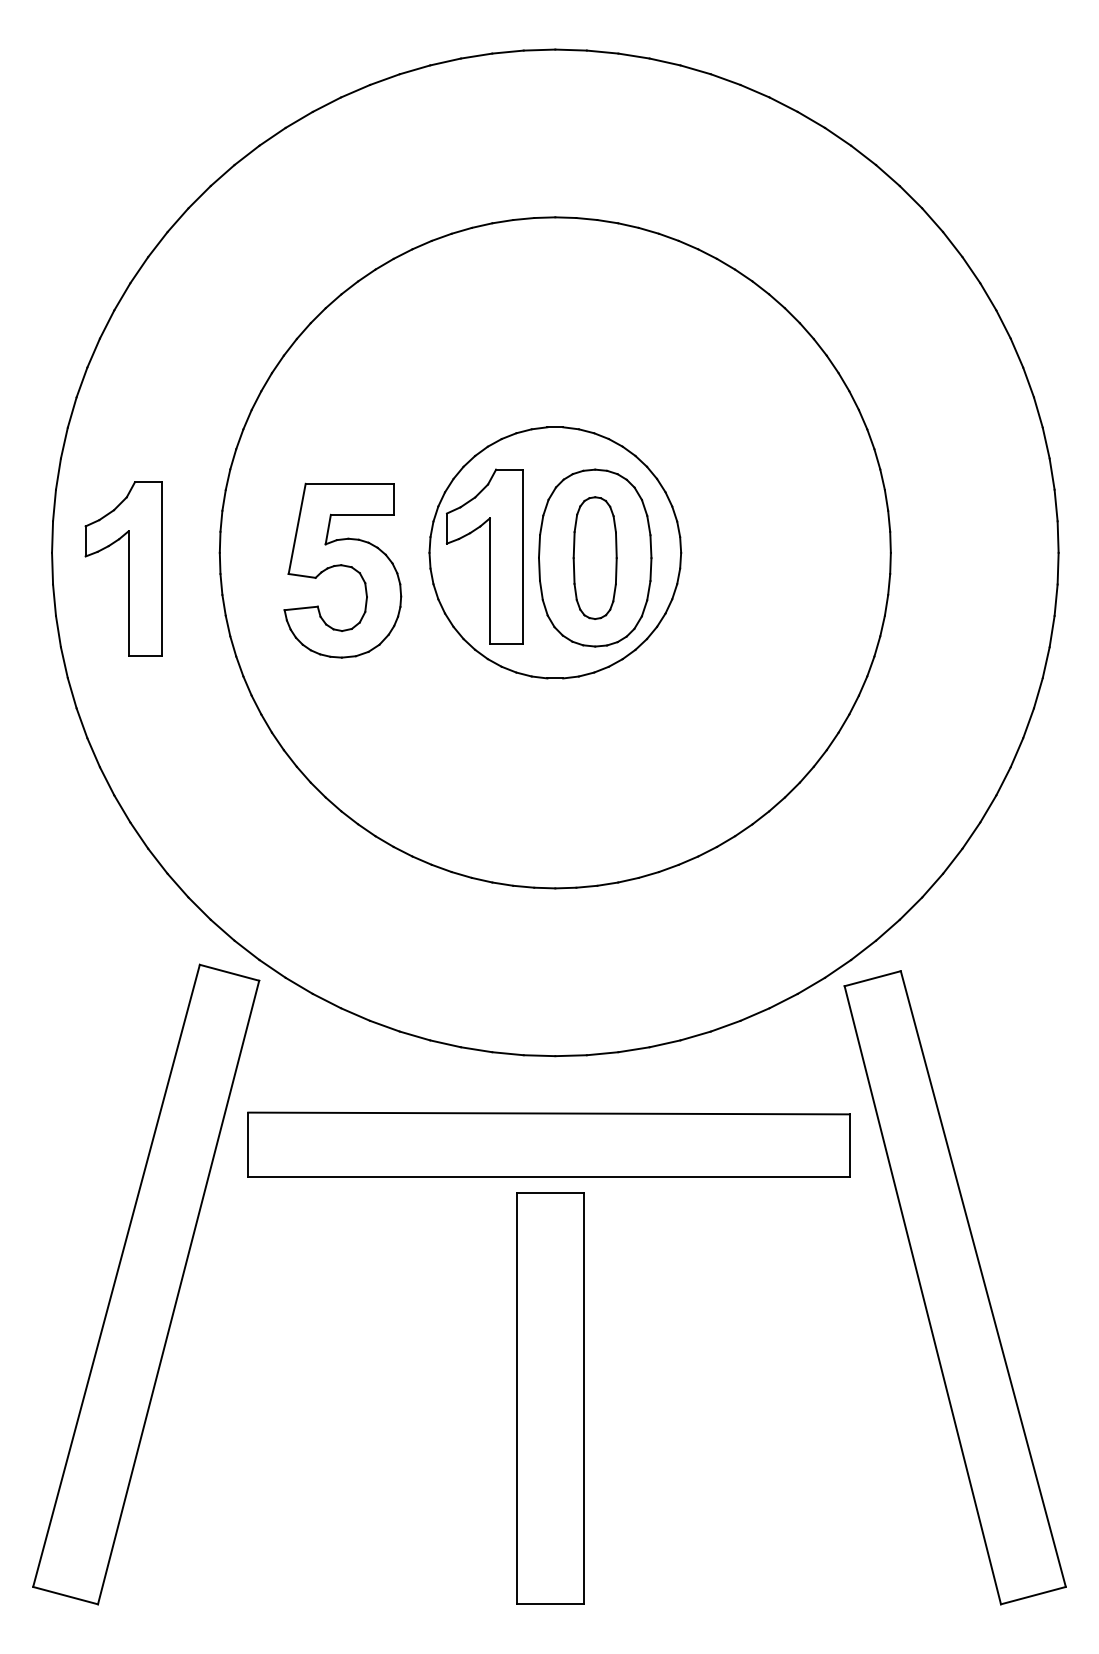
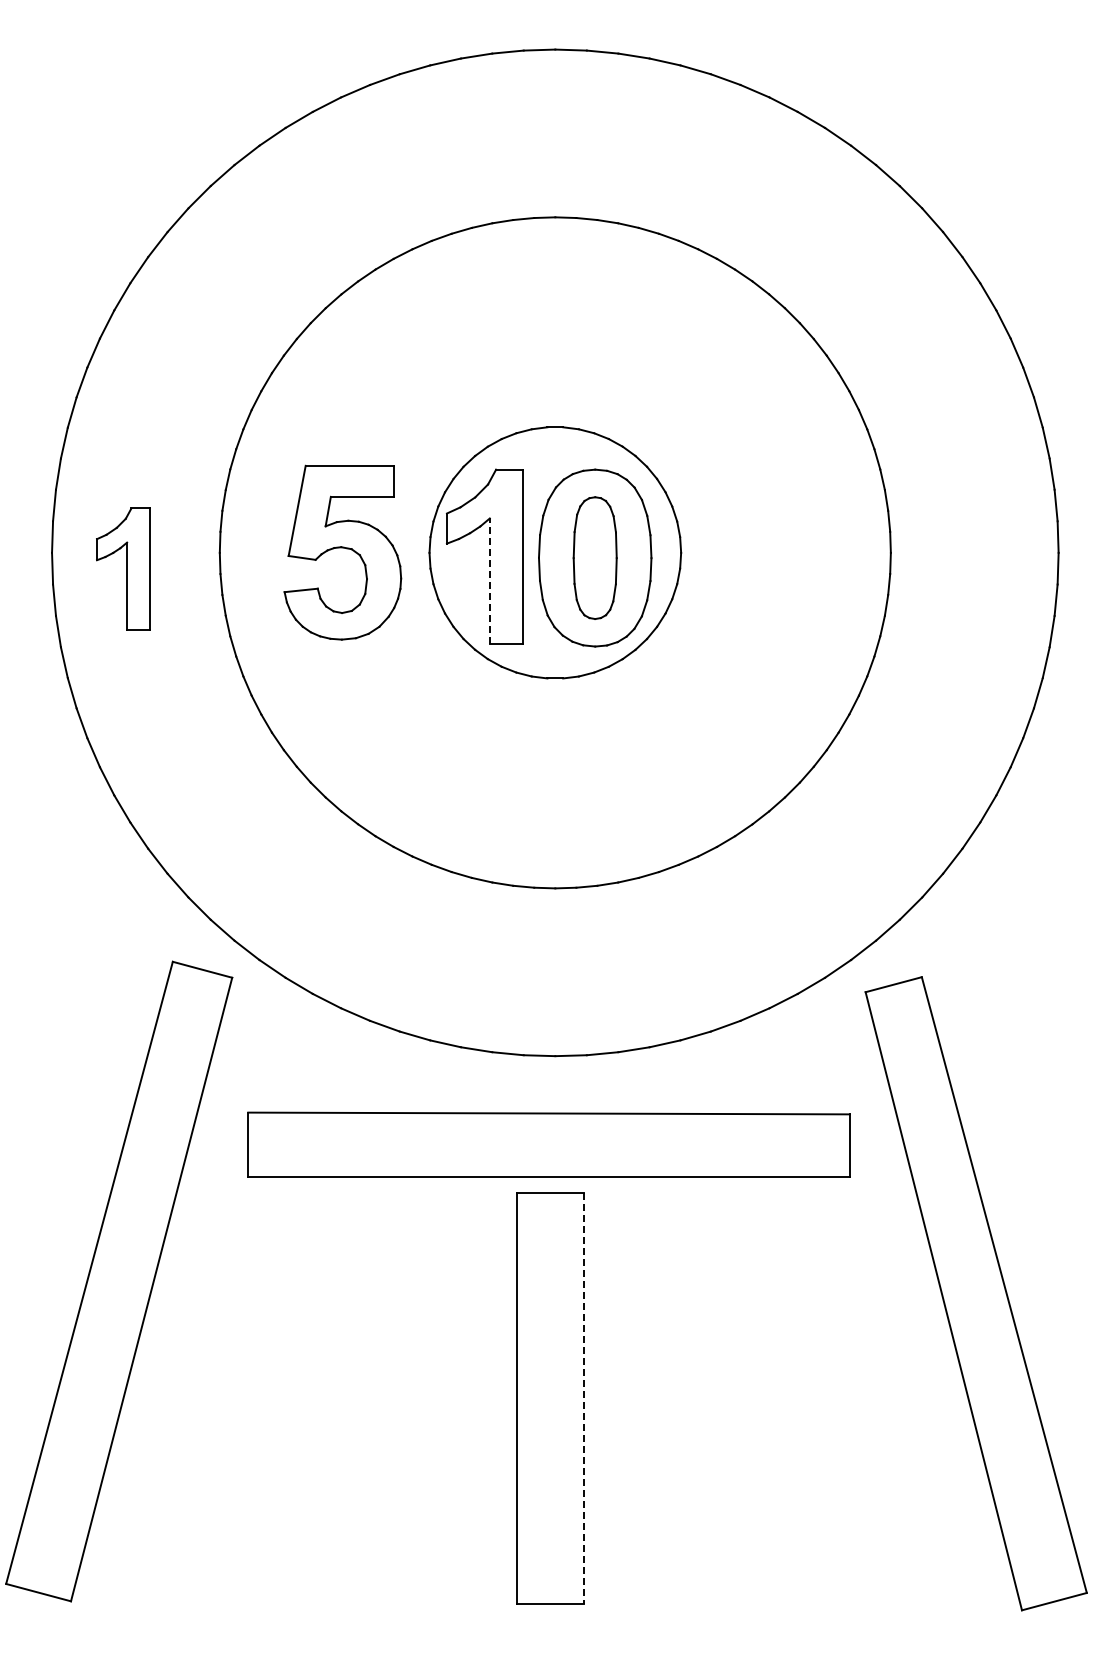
part size: 79x176 px -> 55x124 px (123, 568)
part position: (342, 570) -> (342, 552) (342, 552)
line: solid -> dashed (489, 581)
part position: (146, 1284) -> (119, 1281) (119, 1281)
part position: (954, 1287) -> (975, 1293) (975, 1293)
line: solid -> dashed (584, 1398)
